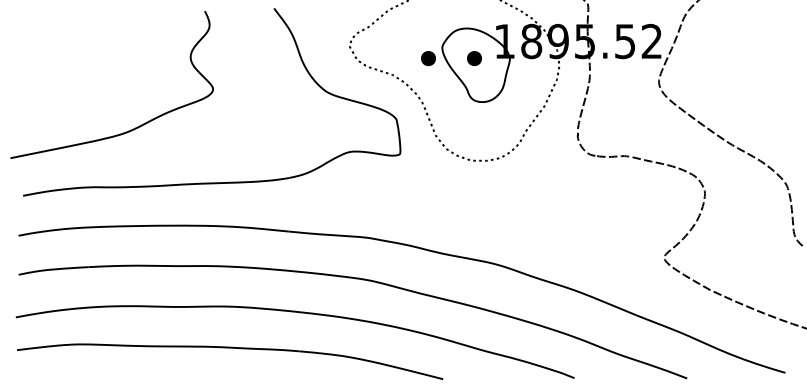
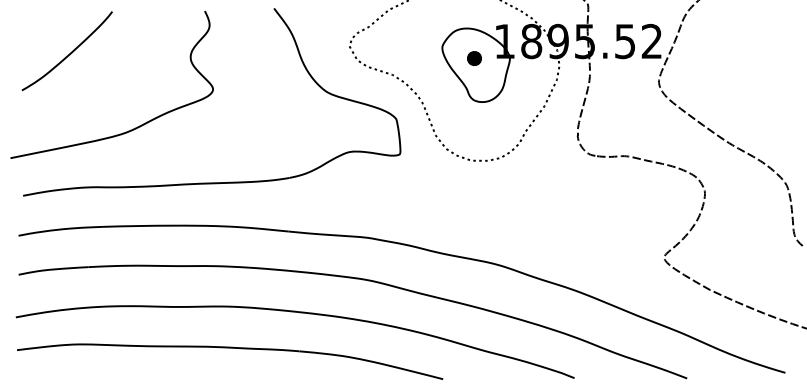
curve: none -> present (69, 53)
part: present -> none (428, 58)
